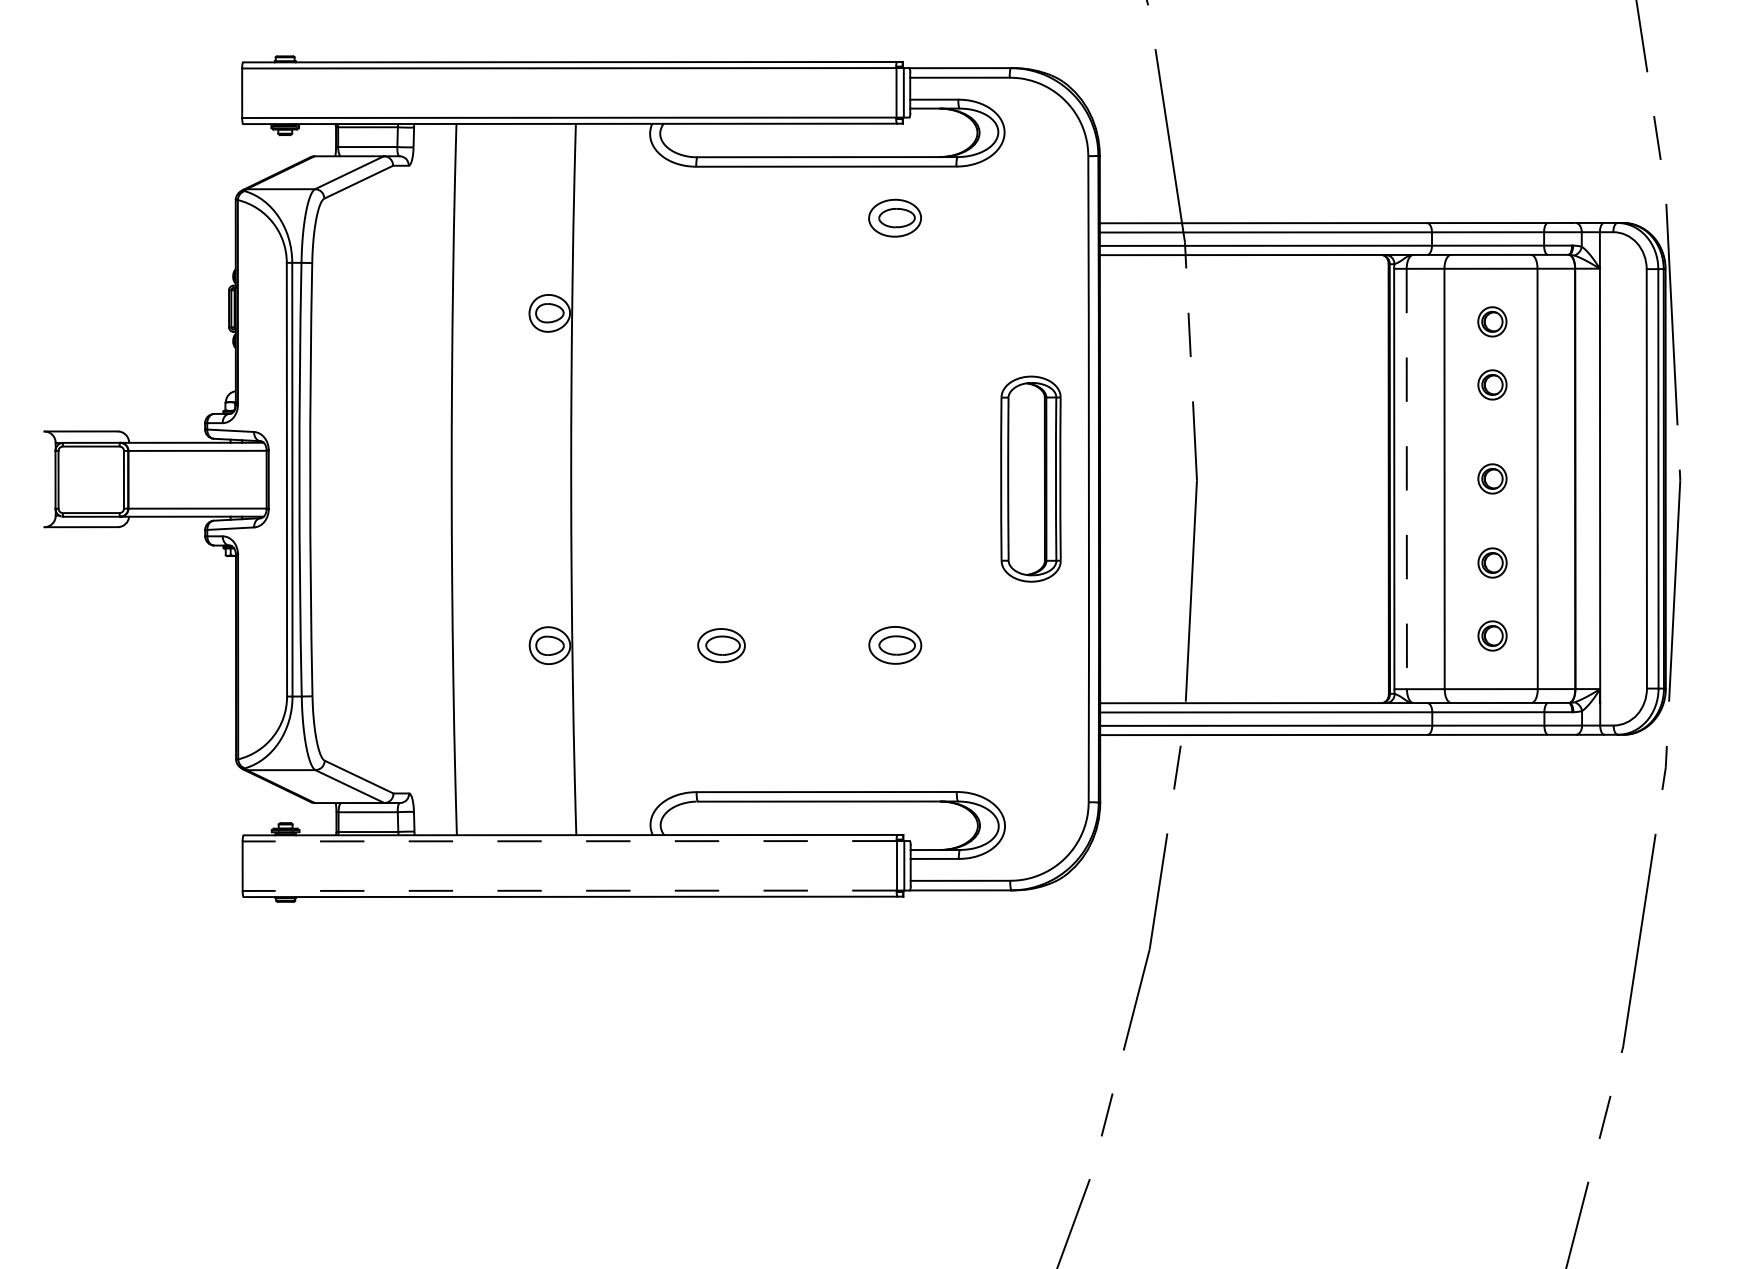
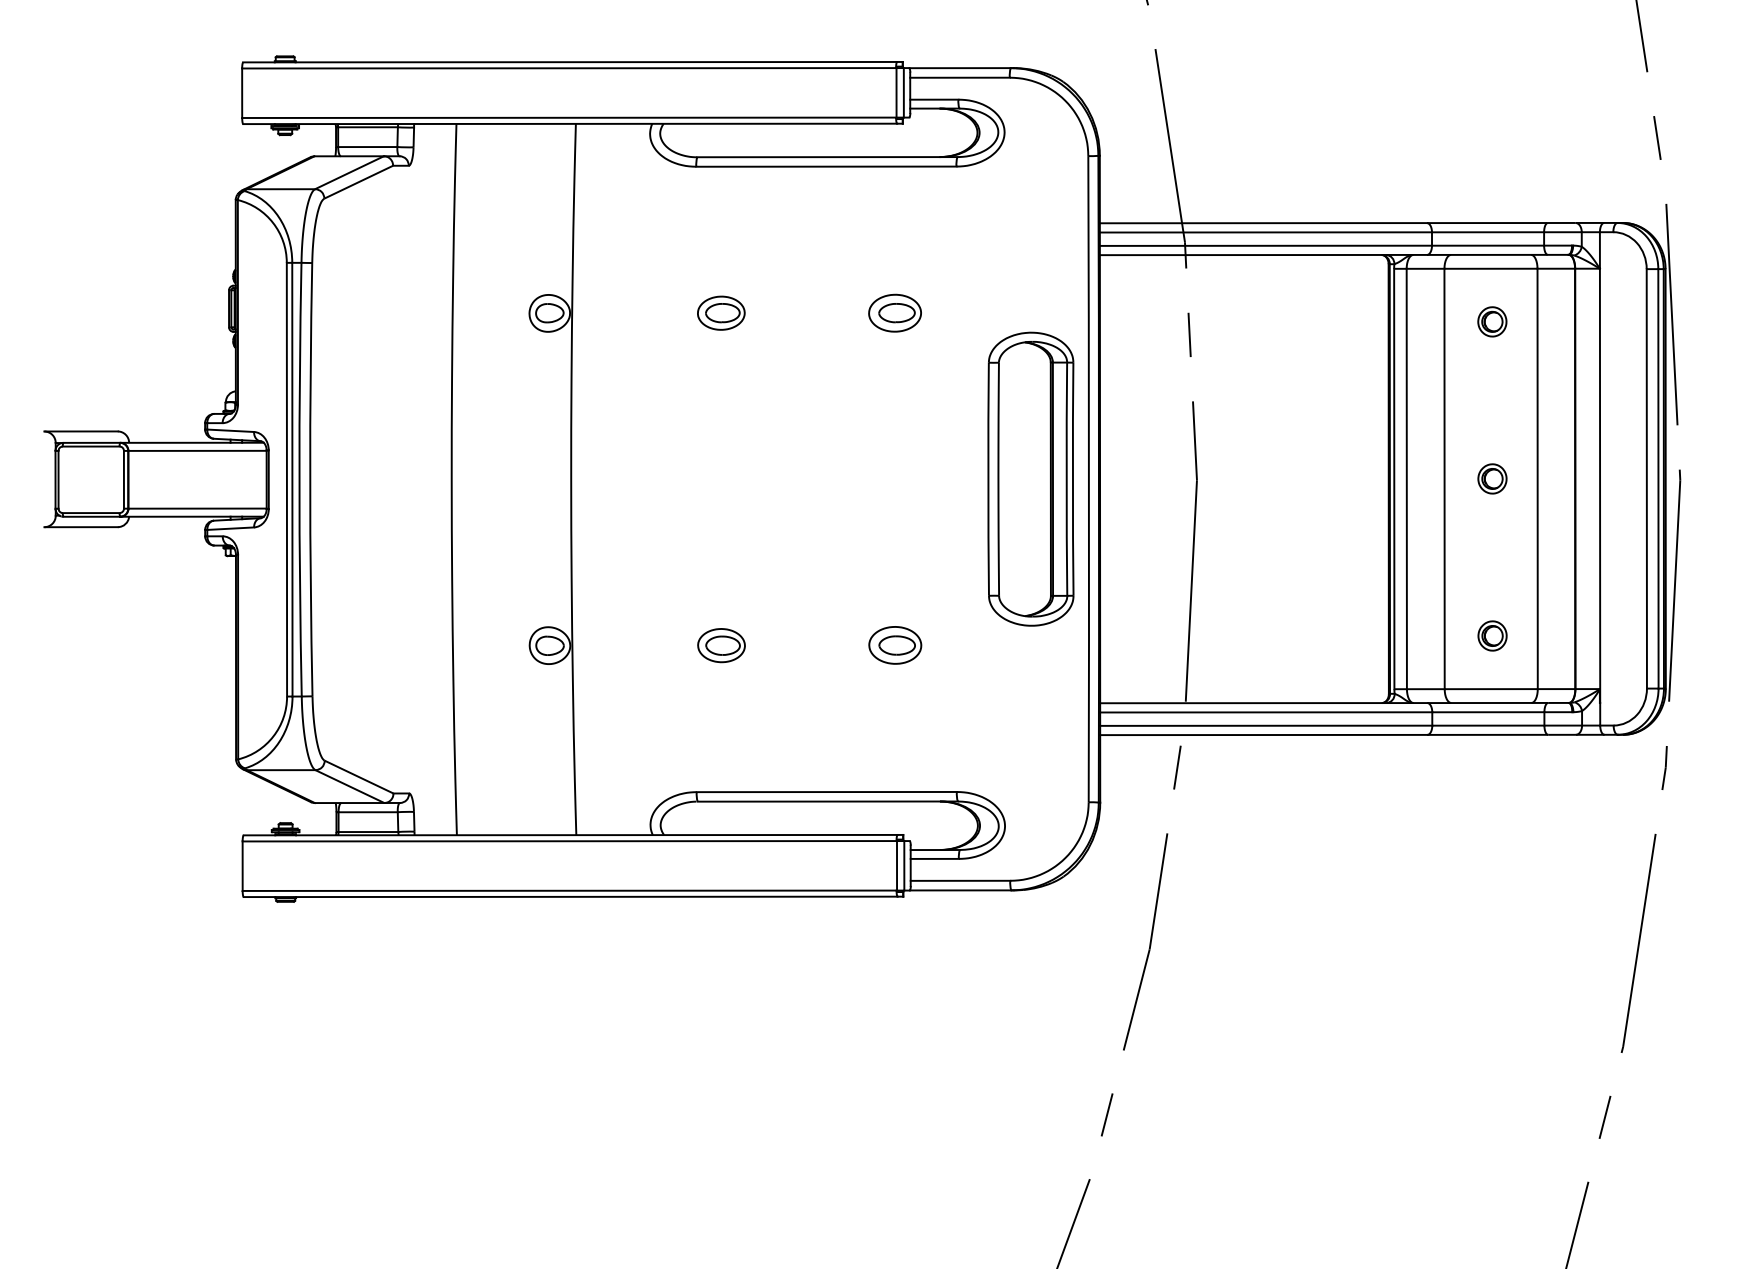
part position: (894, 217) -> (894, 312) (894, 312)
part: none -> present (721, 312)
part: present -> none (1492, 384)
part size: 62x208 px -> 88x296 px (1030, 478)
line: dashed -> solid (1406, 479)
part: present -> none (1492, 562)
line: dashed -> solid (569, 841)
line: dashed -> solid (569, 890)
